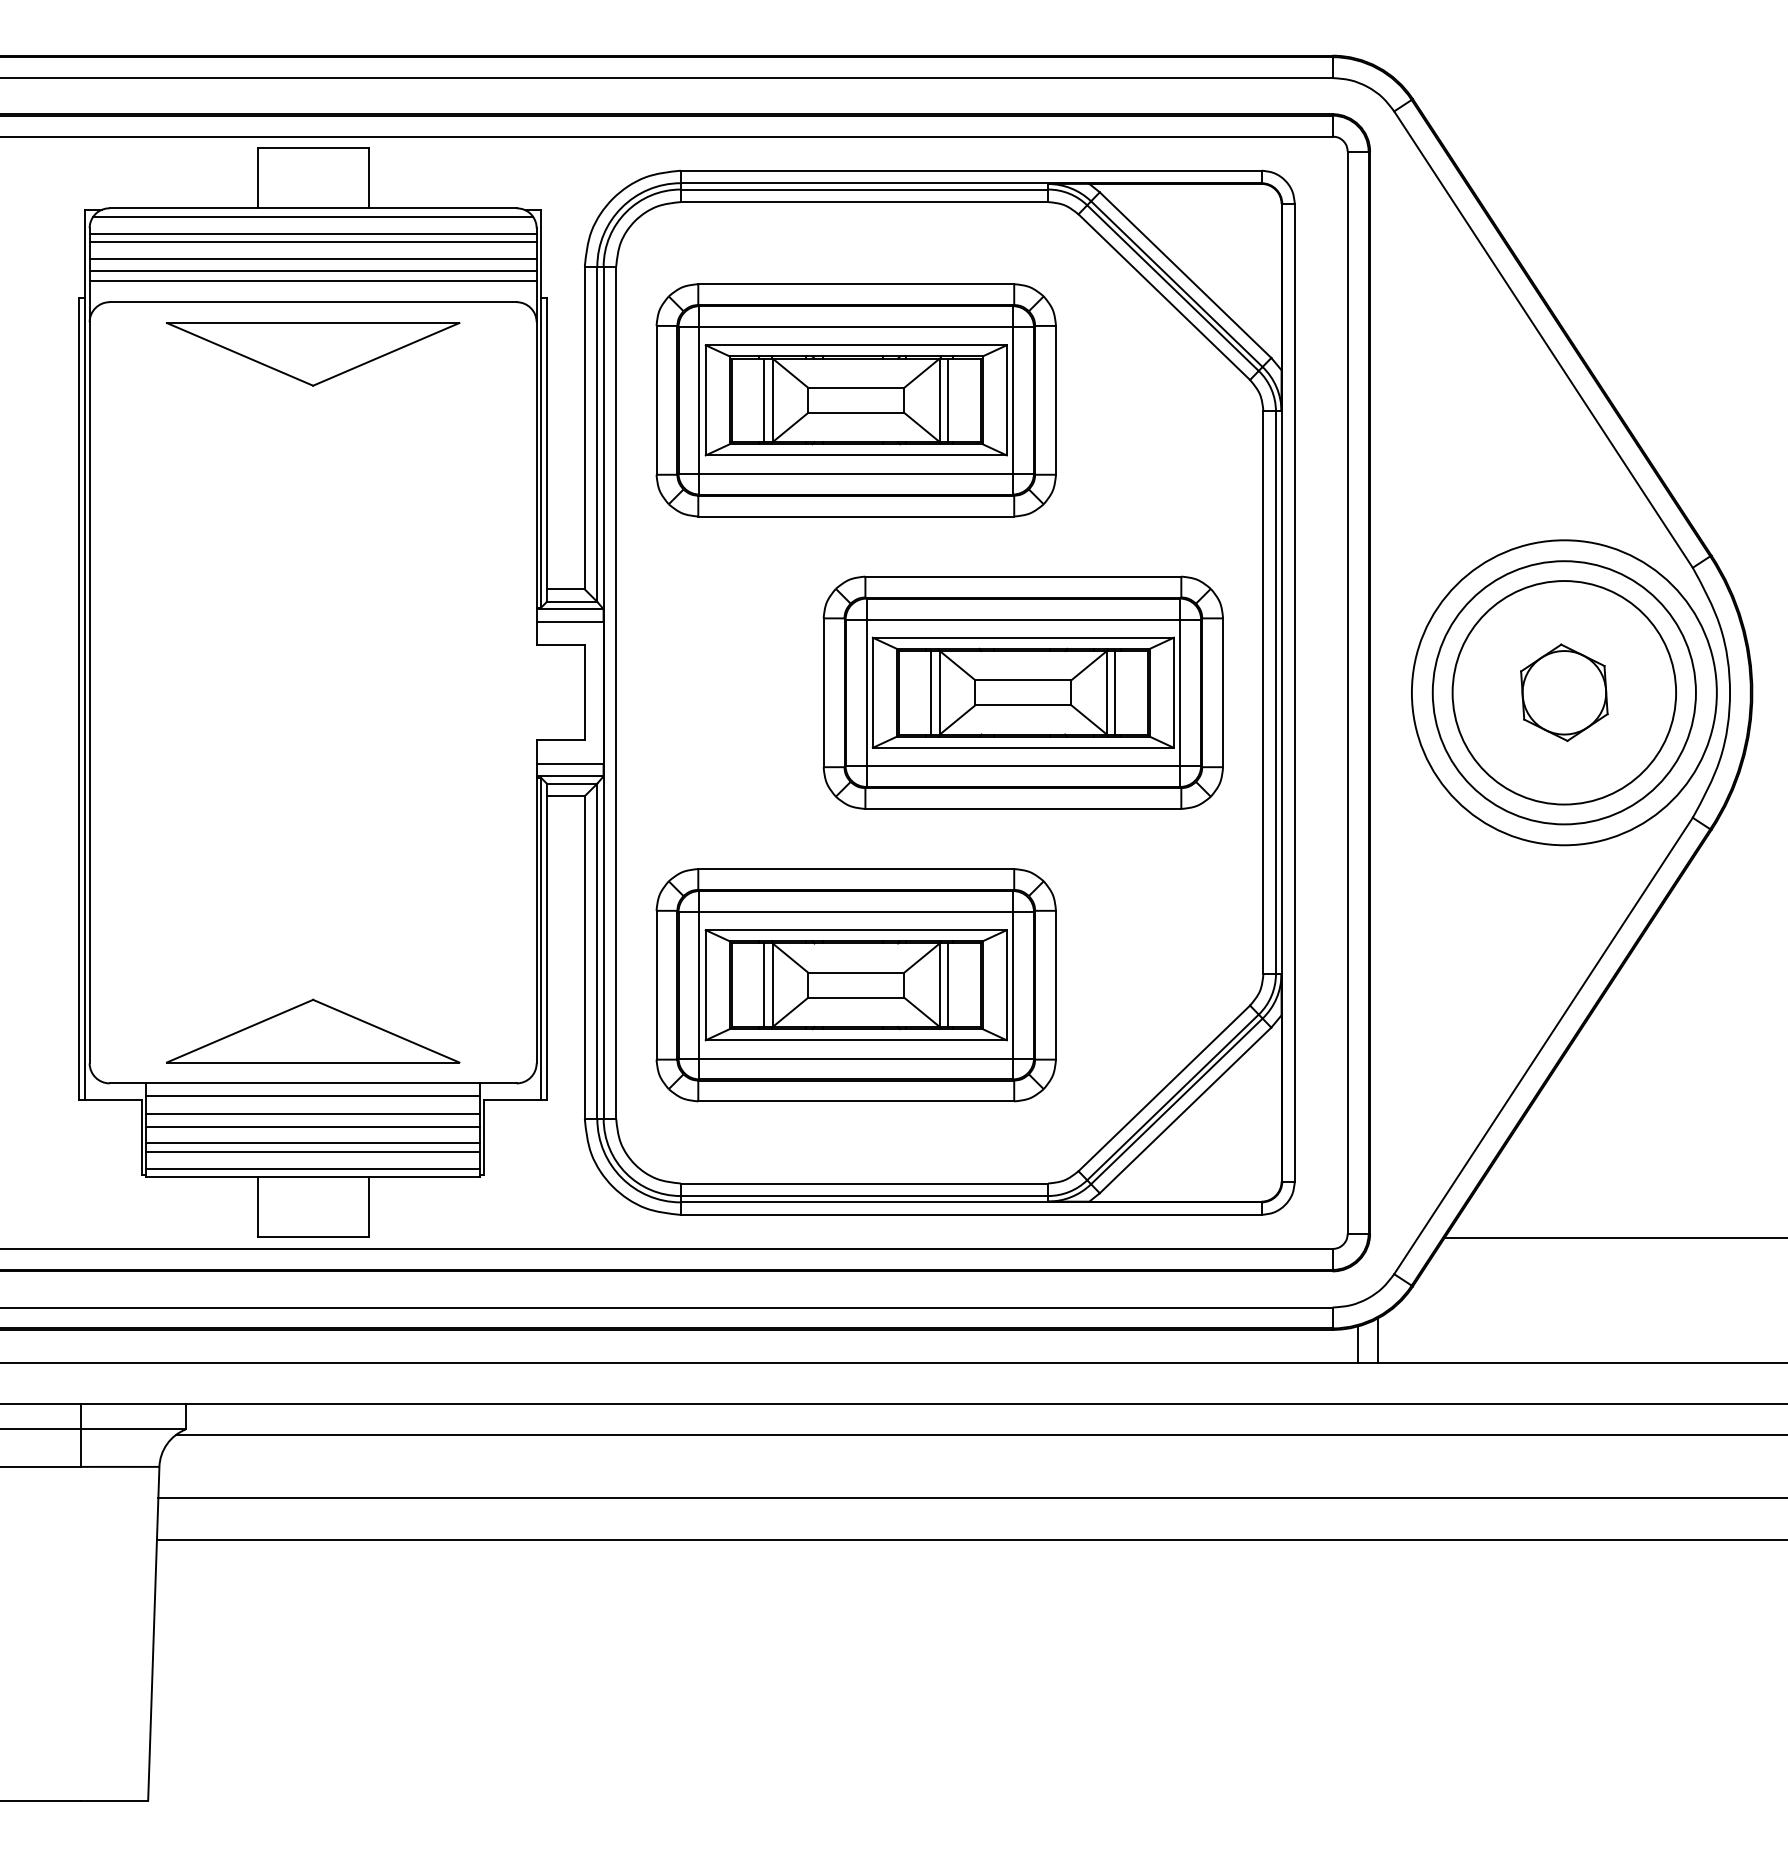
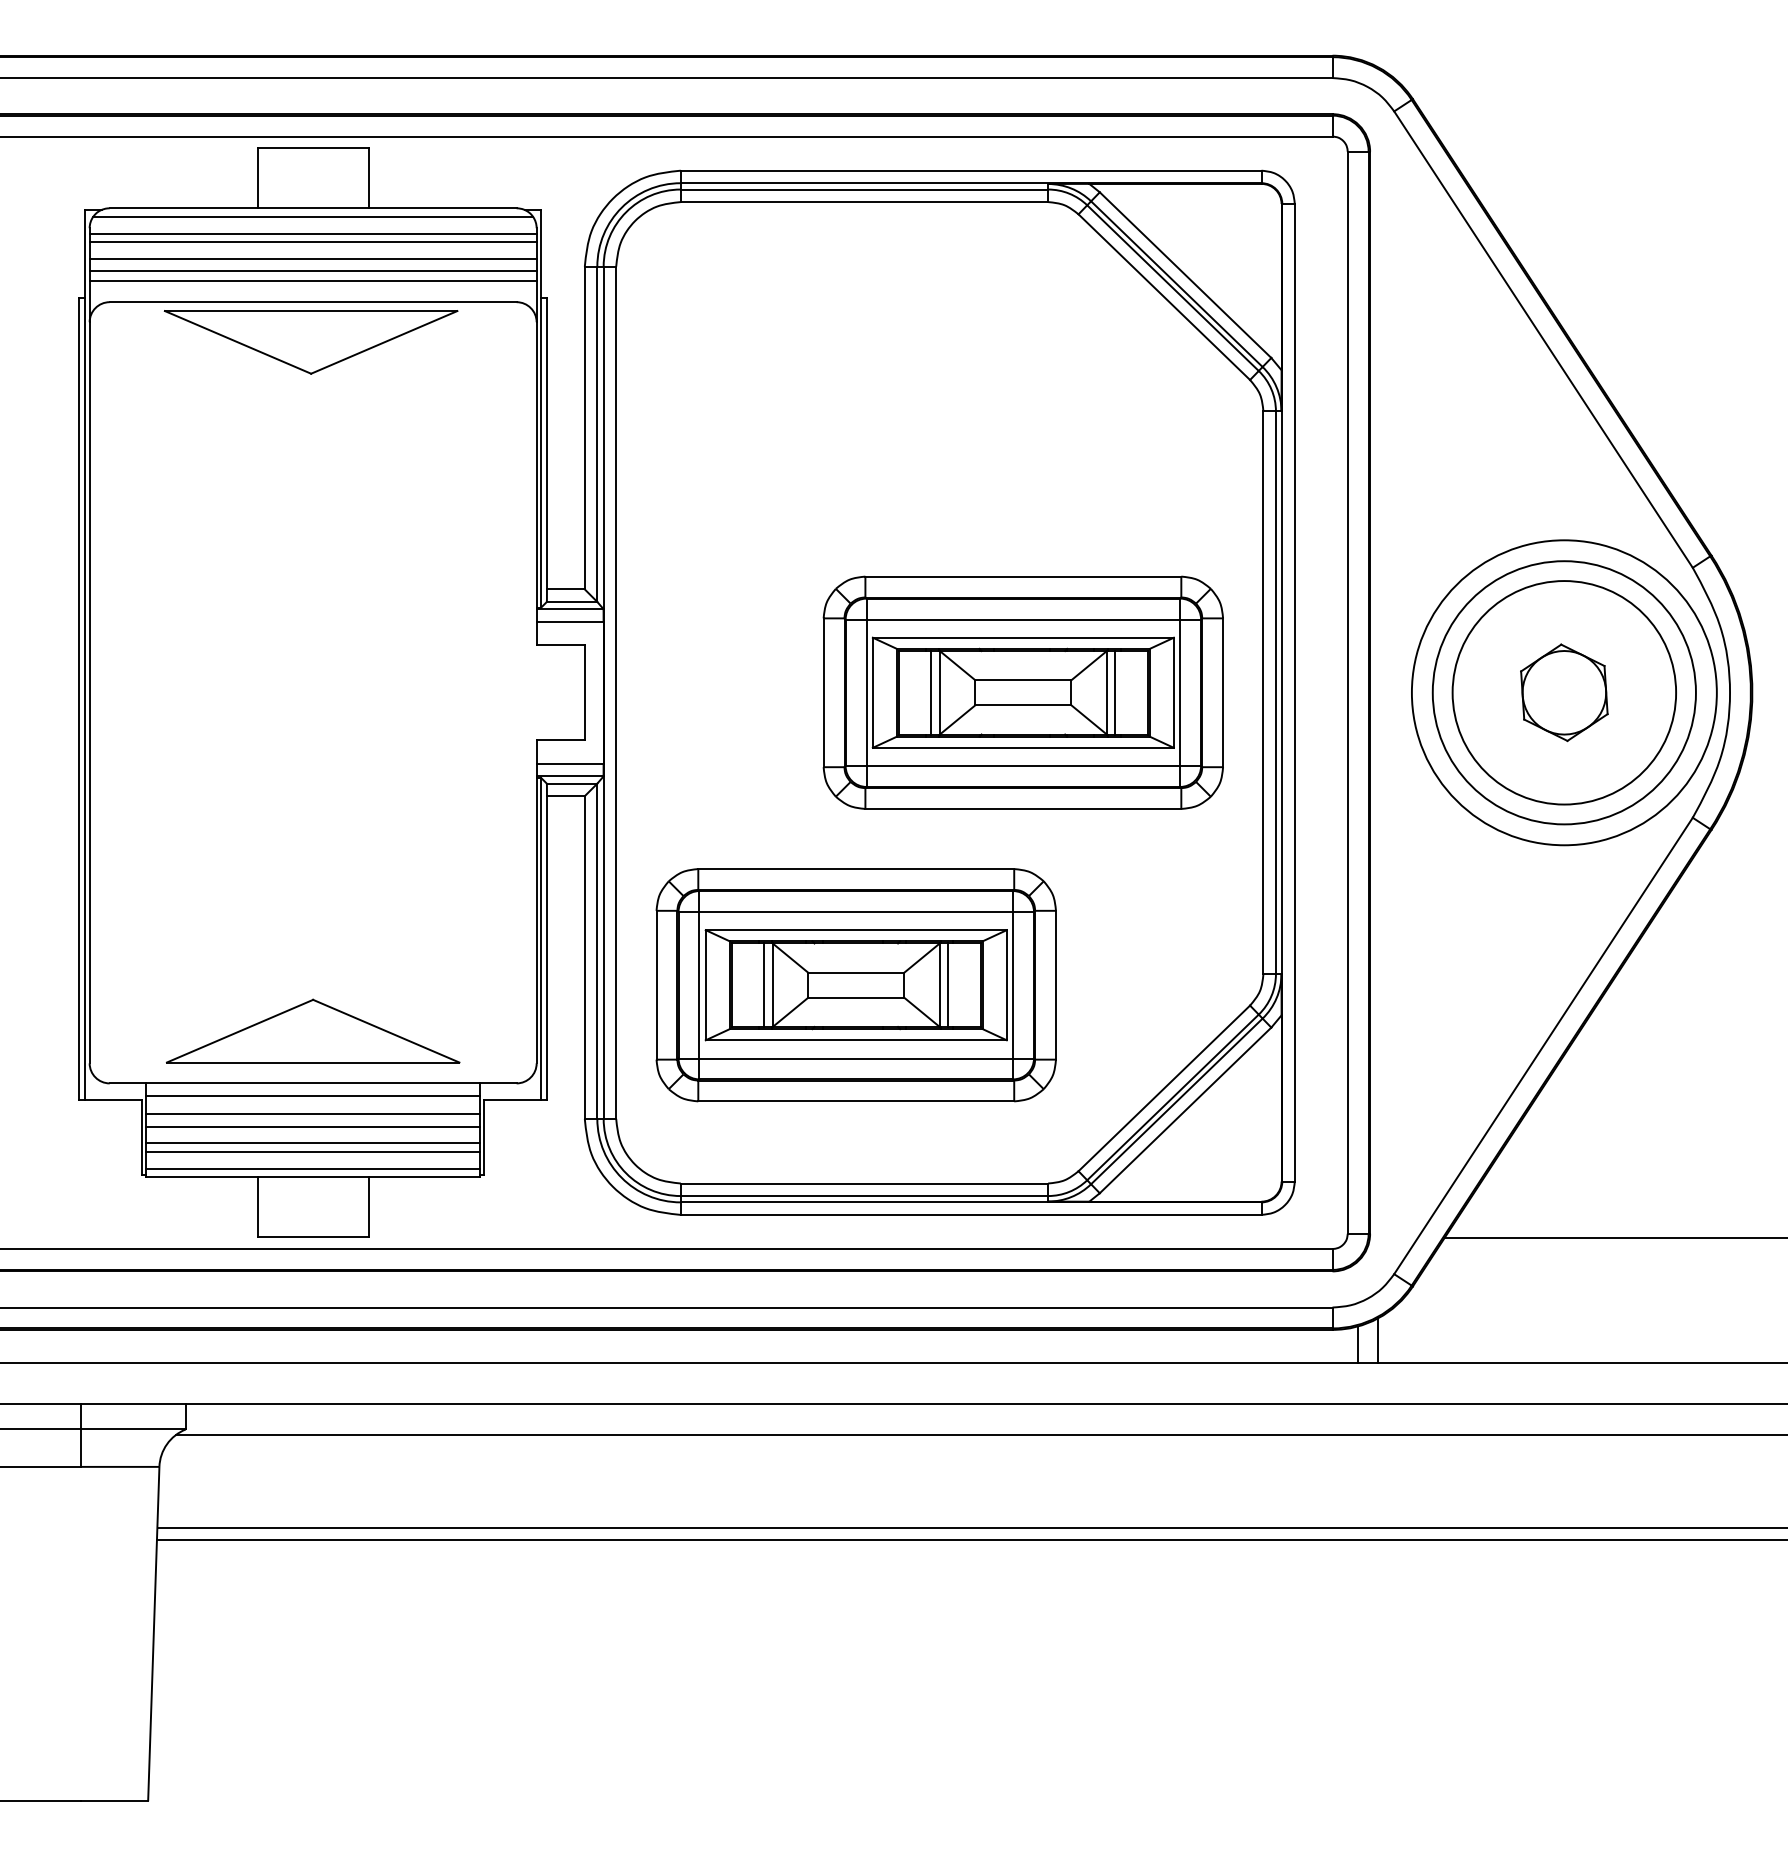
part position: (312, 354) -> (310, 342) (310, 342)
part: present -> none (855, 400)
line position: (971, 1497) -> (971, 1527) (971, 1527)
